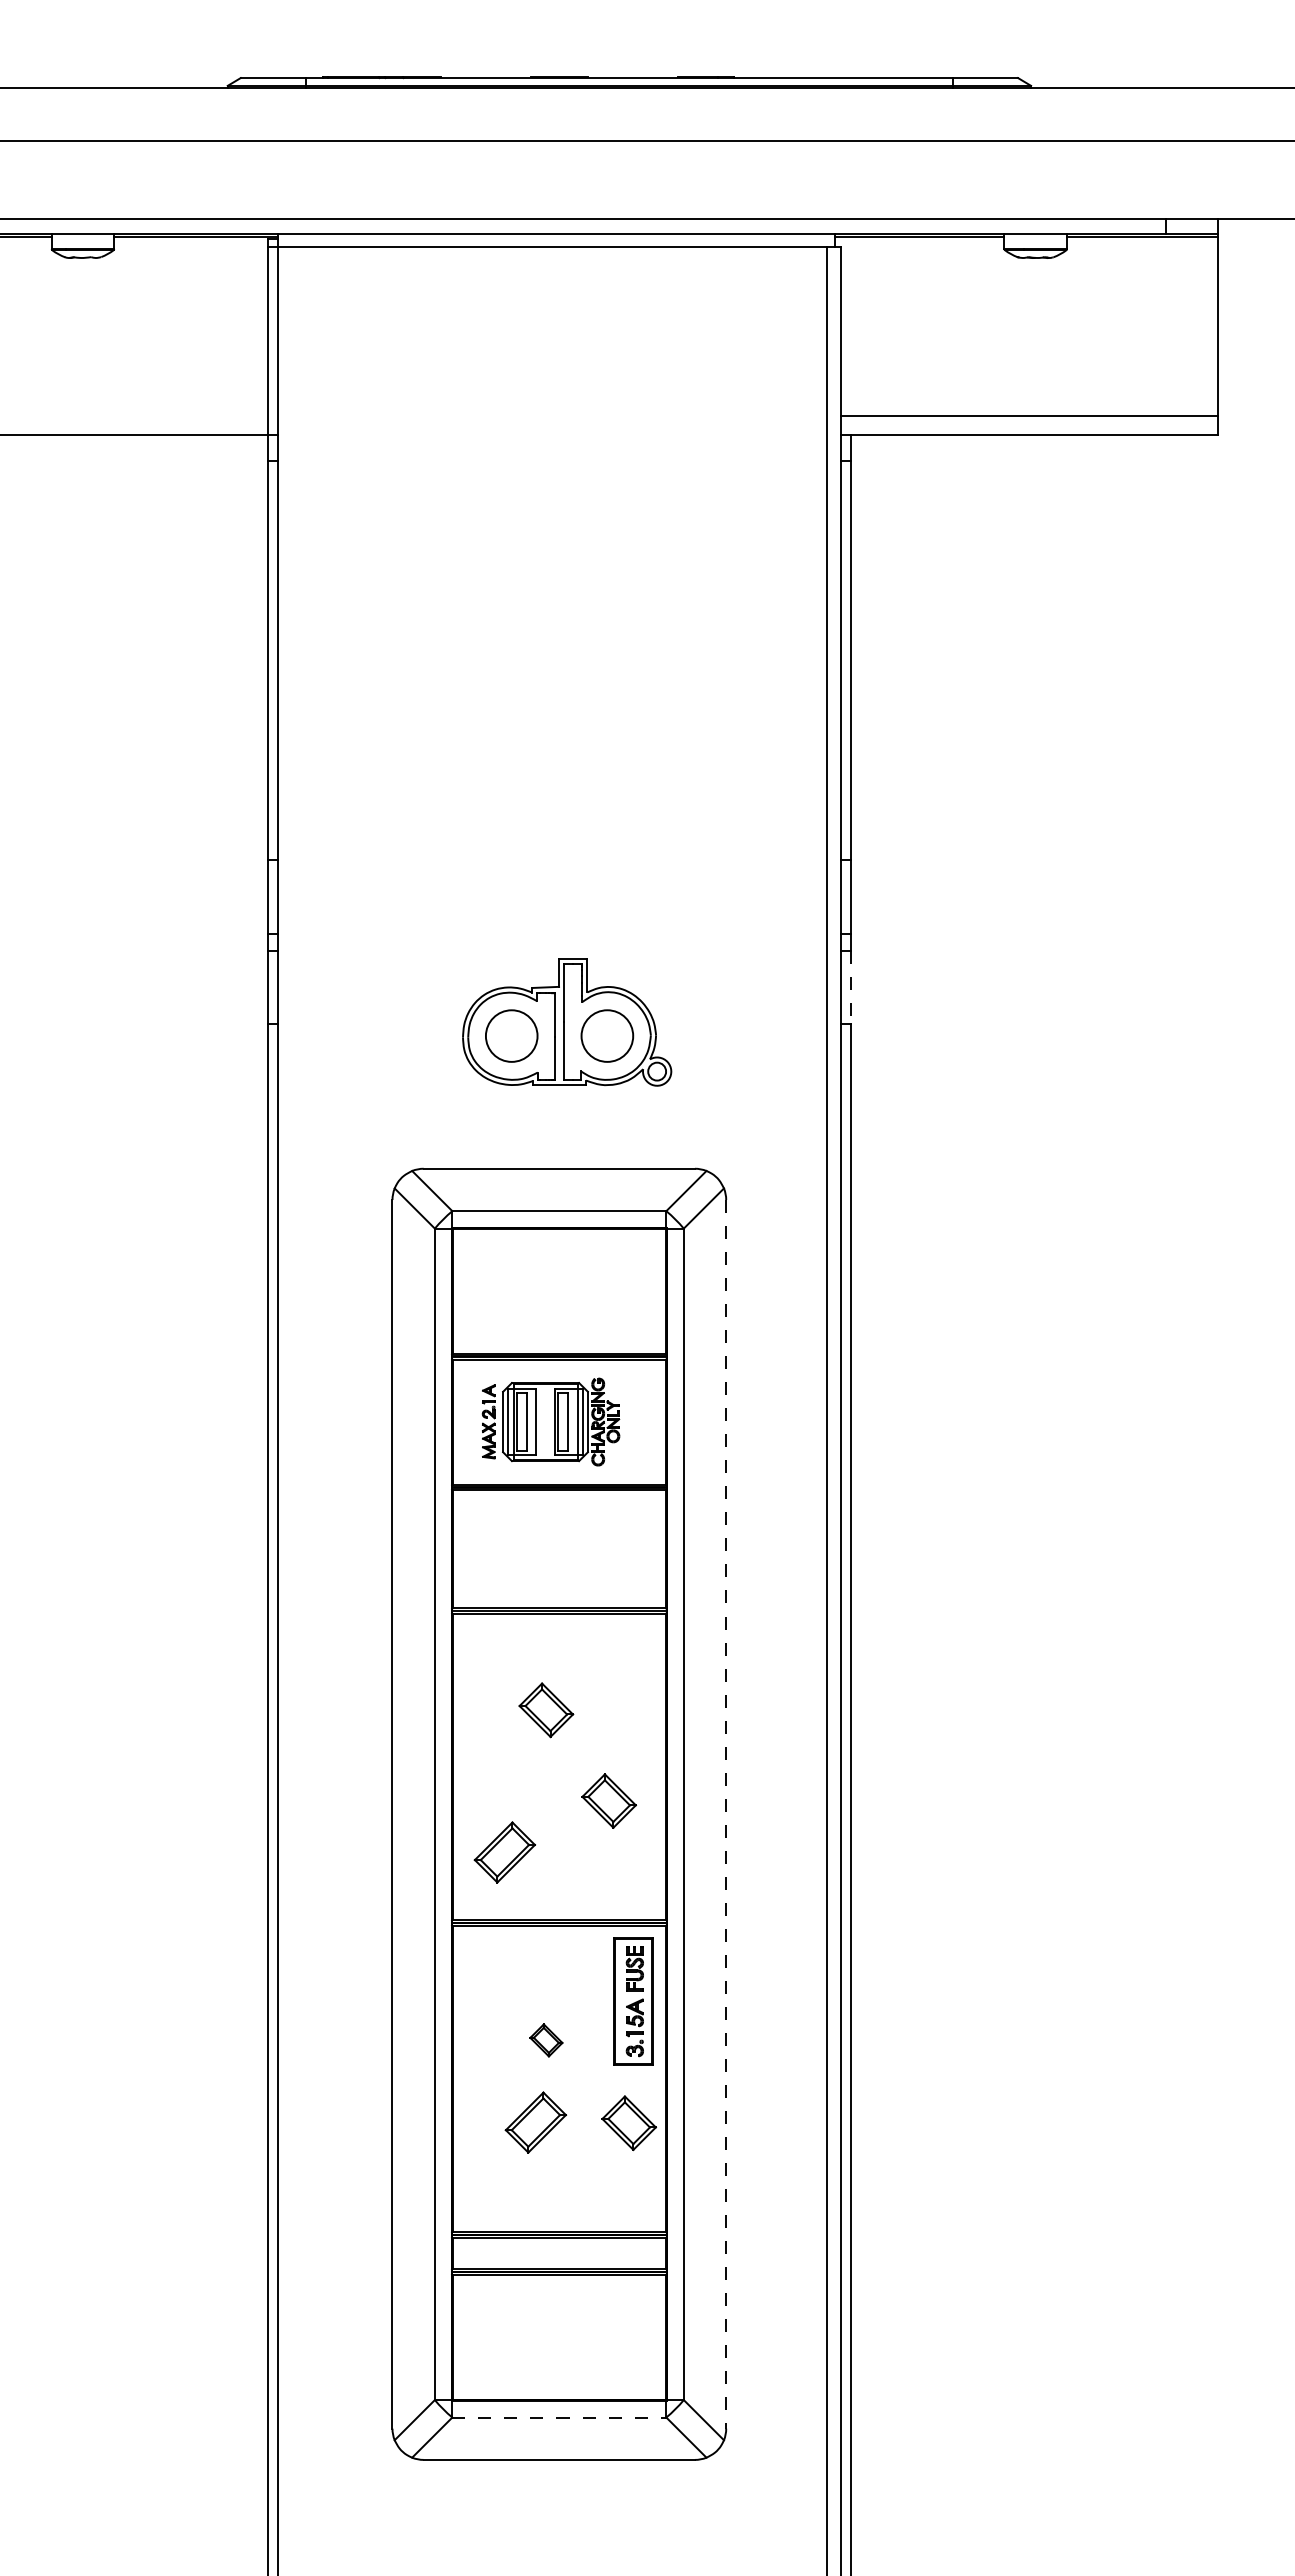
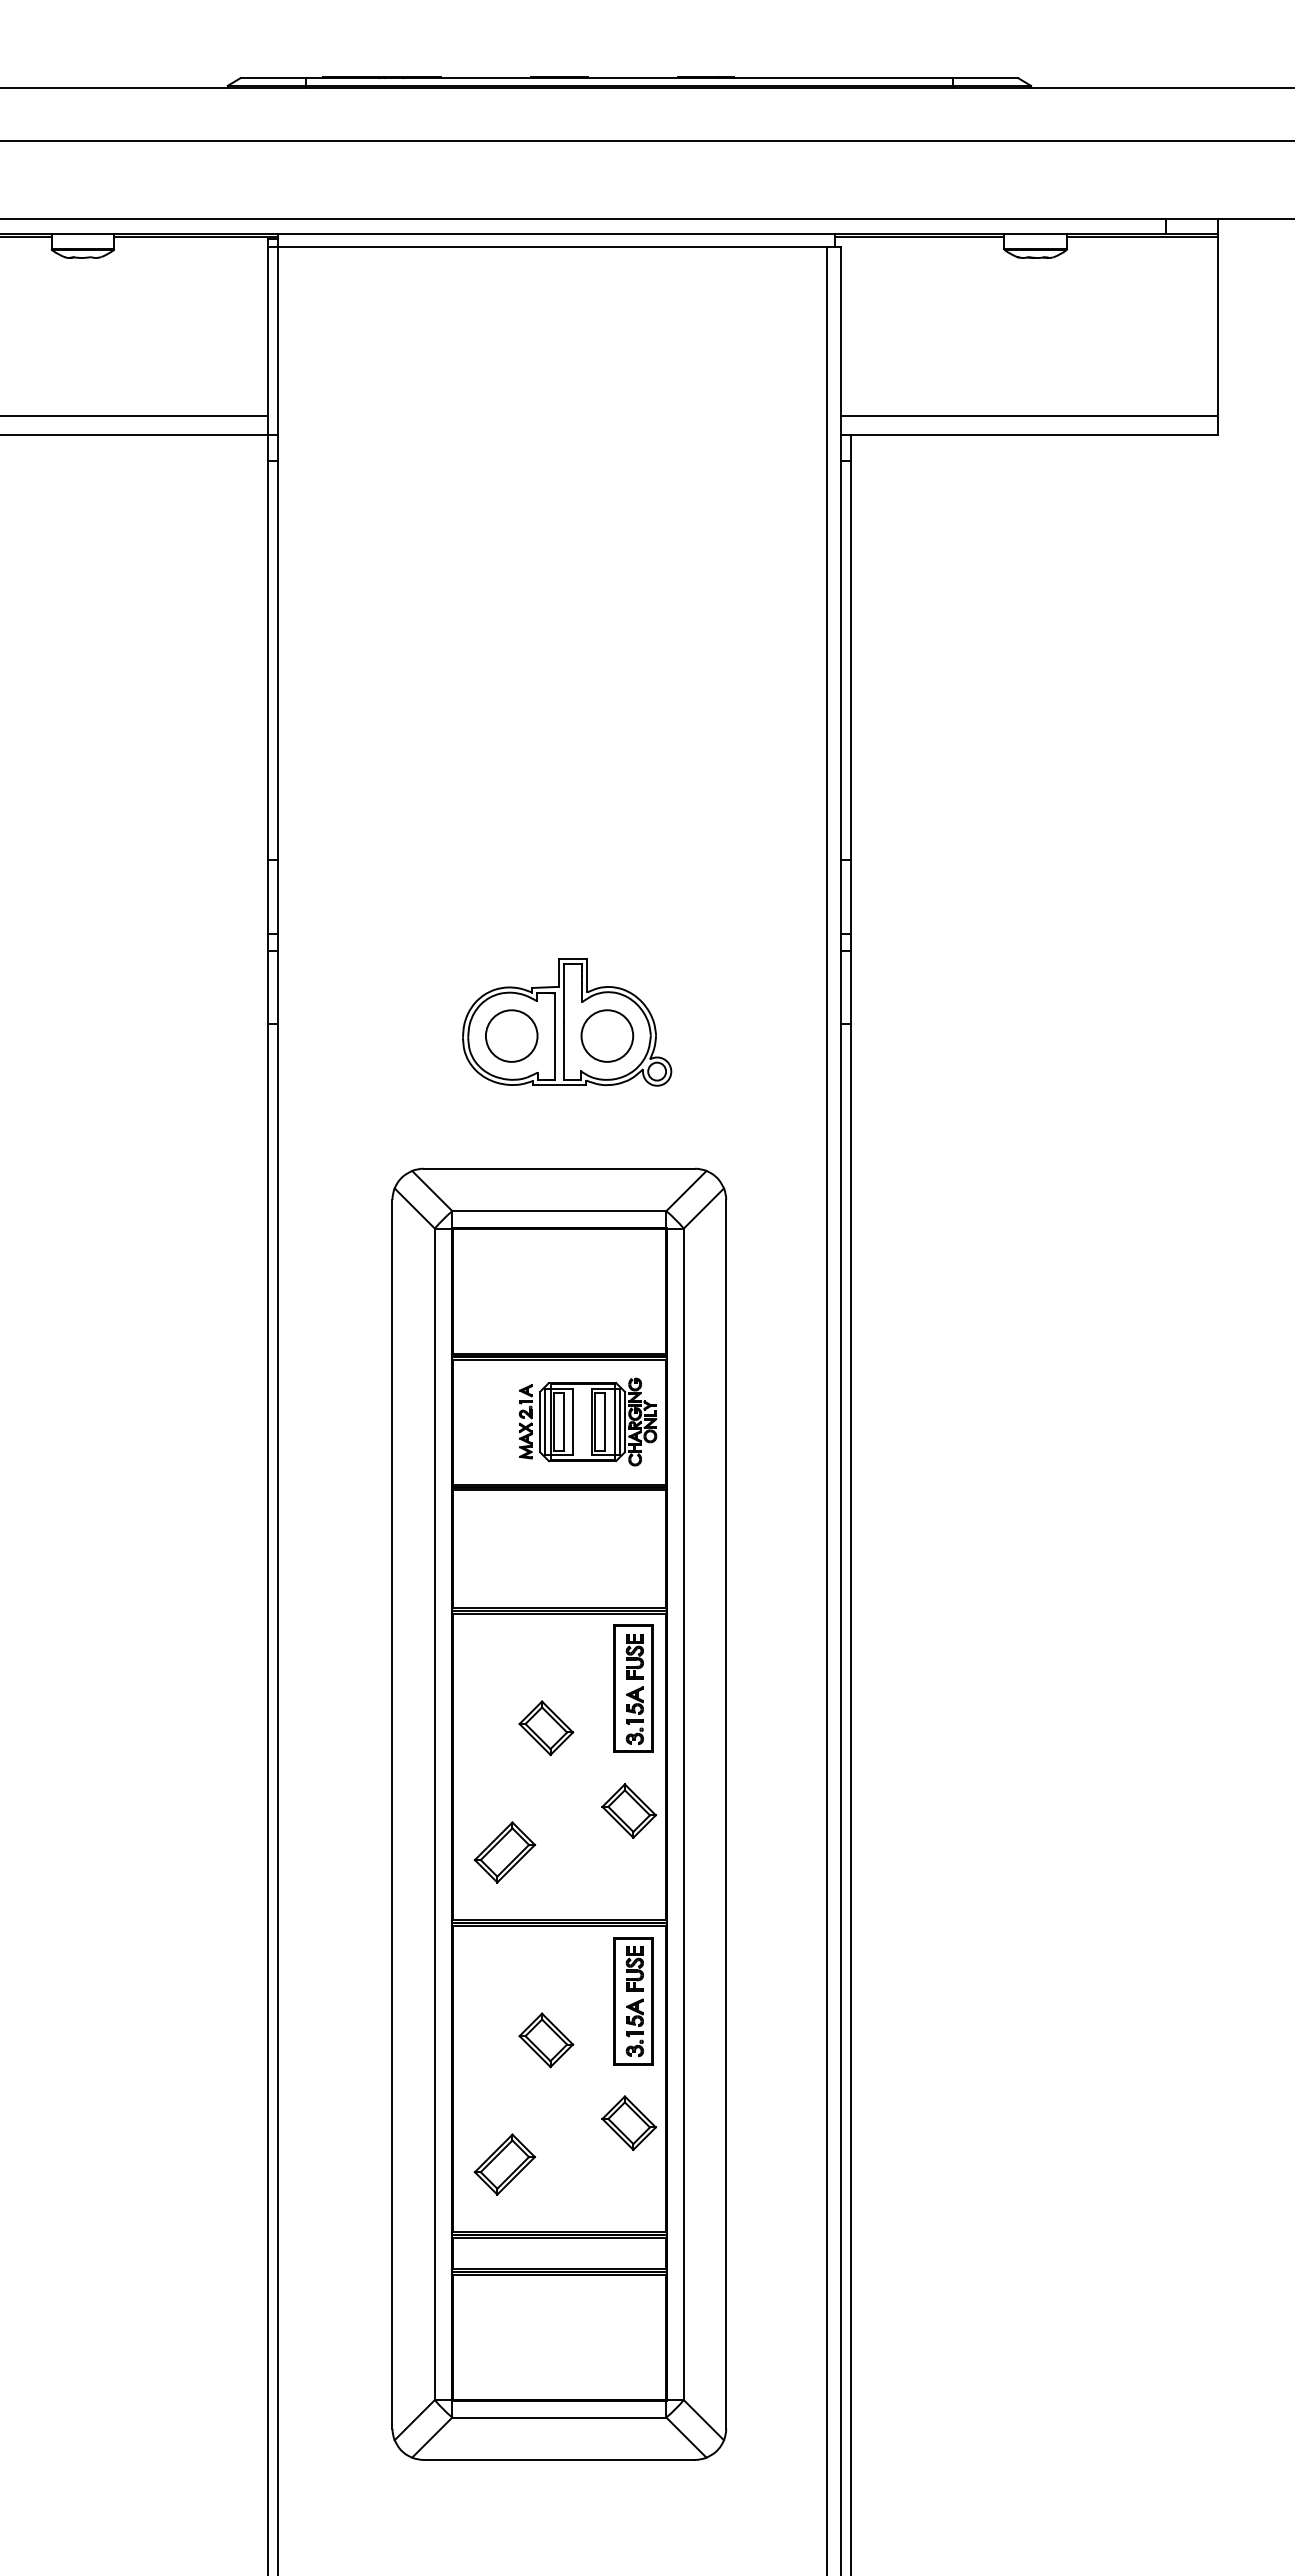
line: none -> present (134, 416)
line: dashed -> solid (850, 987)
part position: (550, 1421) -> (587, 1421) (587, 1421)
part: none -> present (633, 1688)
part position: (546, 1710) -> (546, 1728) (546, 1728)
part position: (608, 1800) -> (628, 1810) (628, 1810)
line: dashed -> solid (726, 1814)
part size: 35x35 px -> 57x57 px (546, 2040)
part position: (535, 2122) -> (504, 2164) (504, 2164)
line: dashed -> solid (559, 2417)
